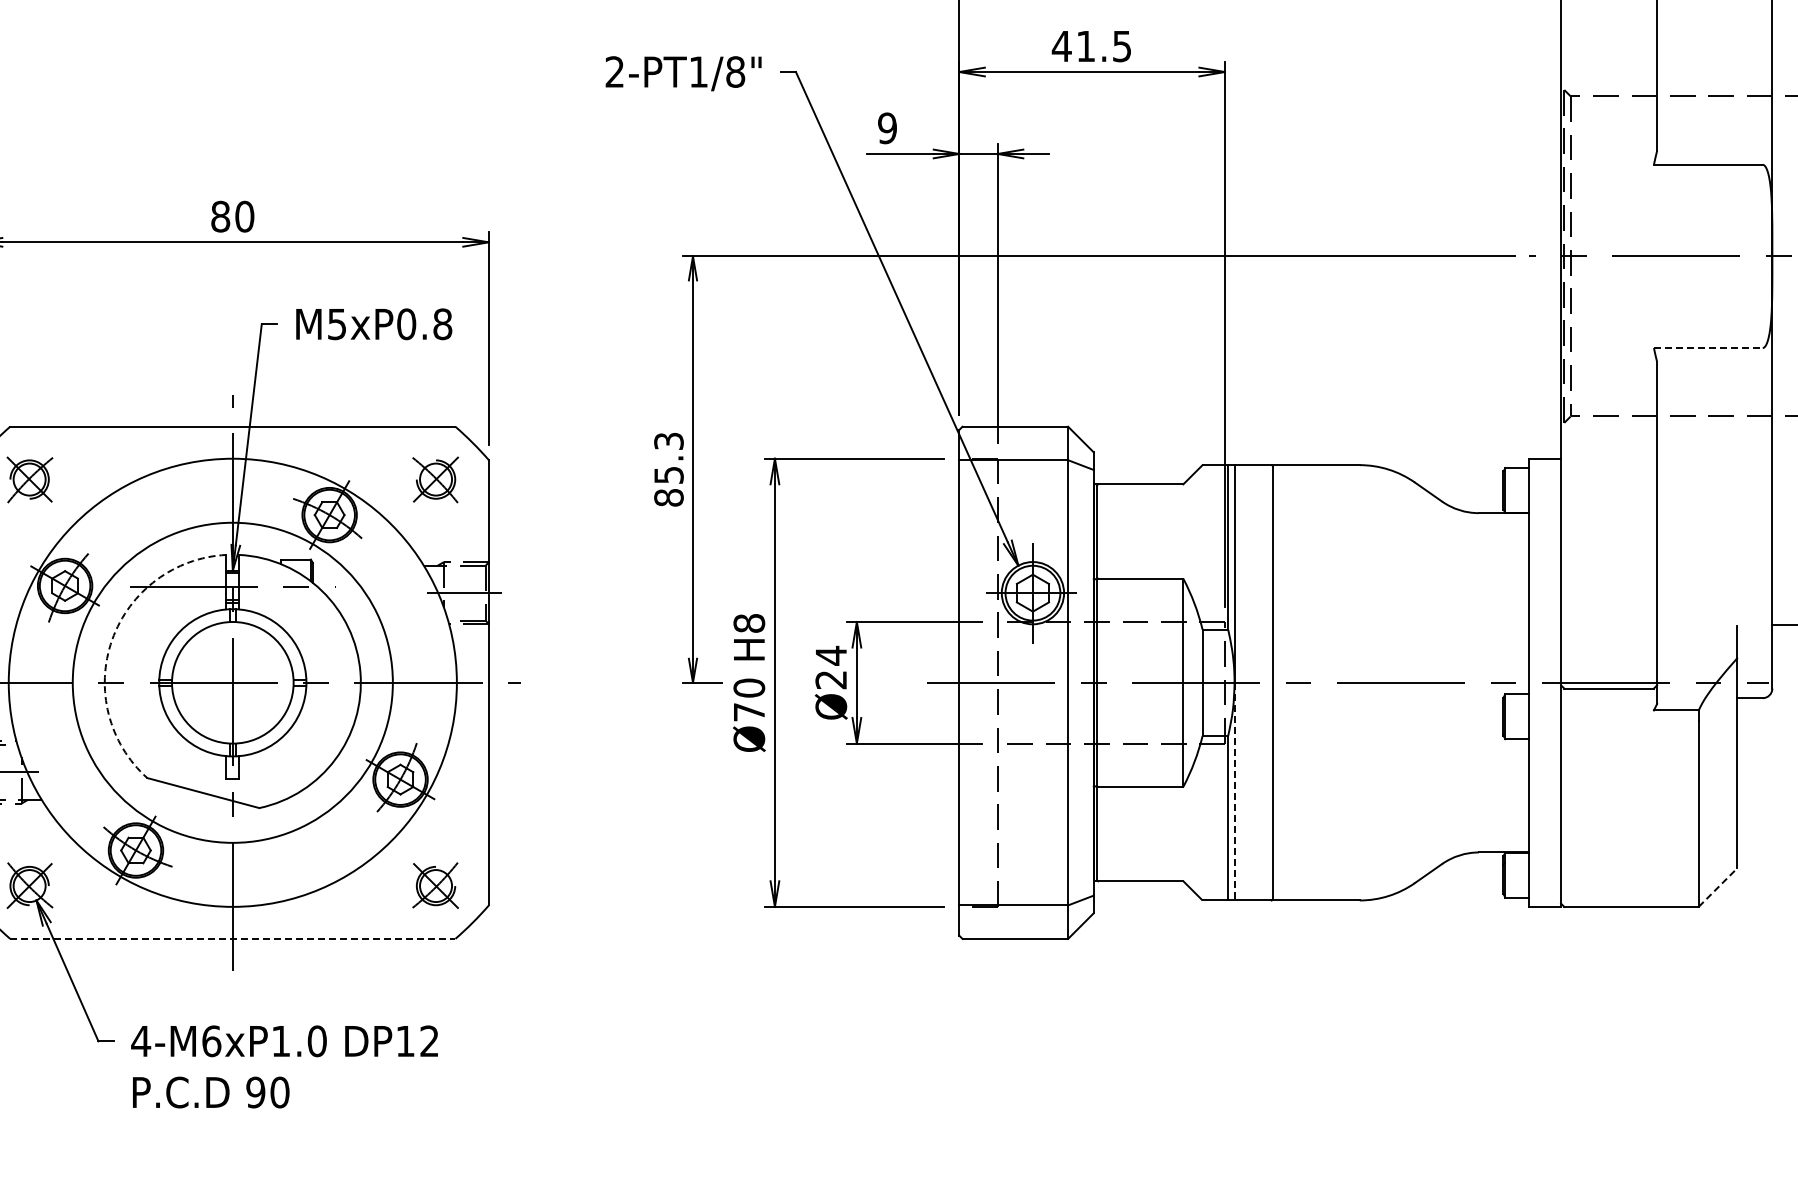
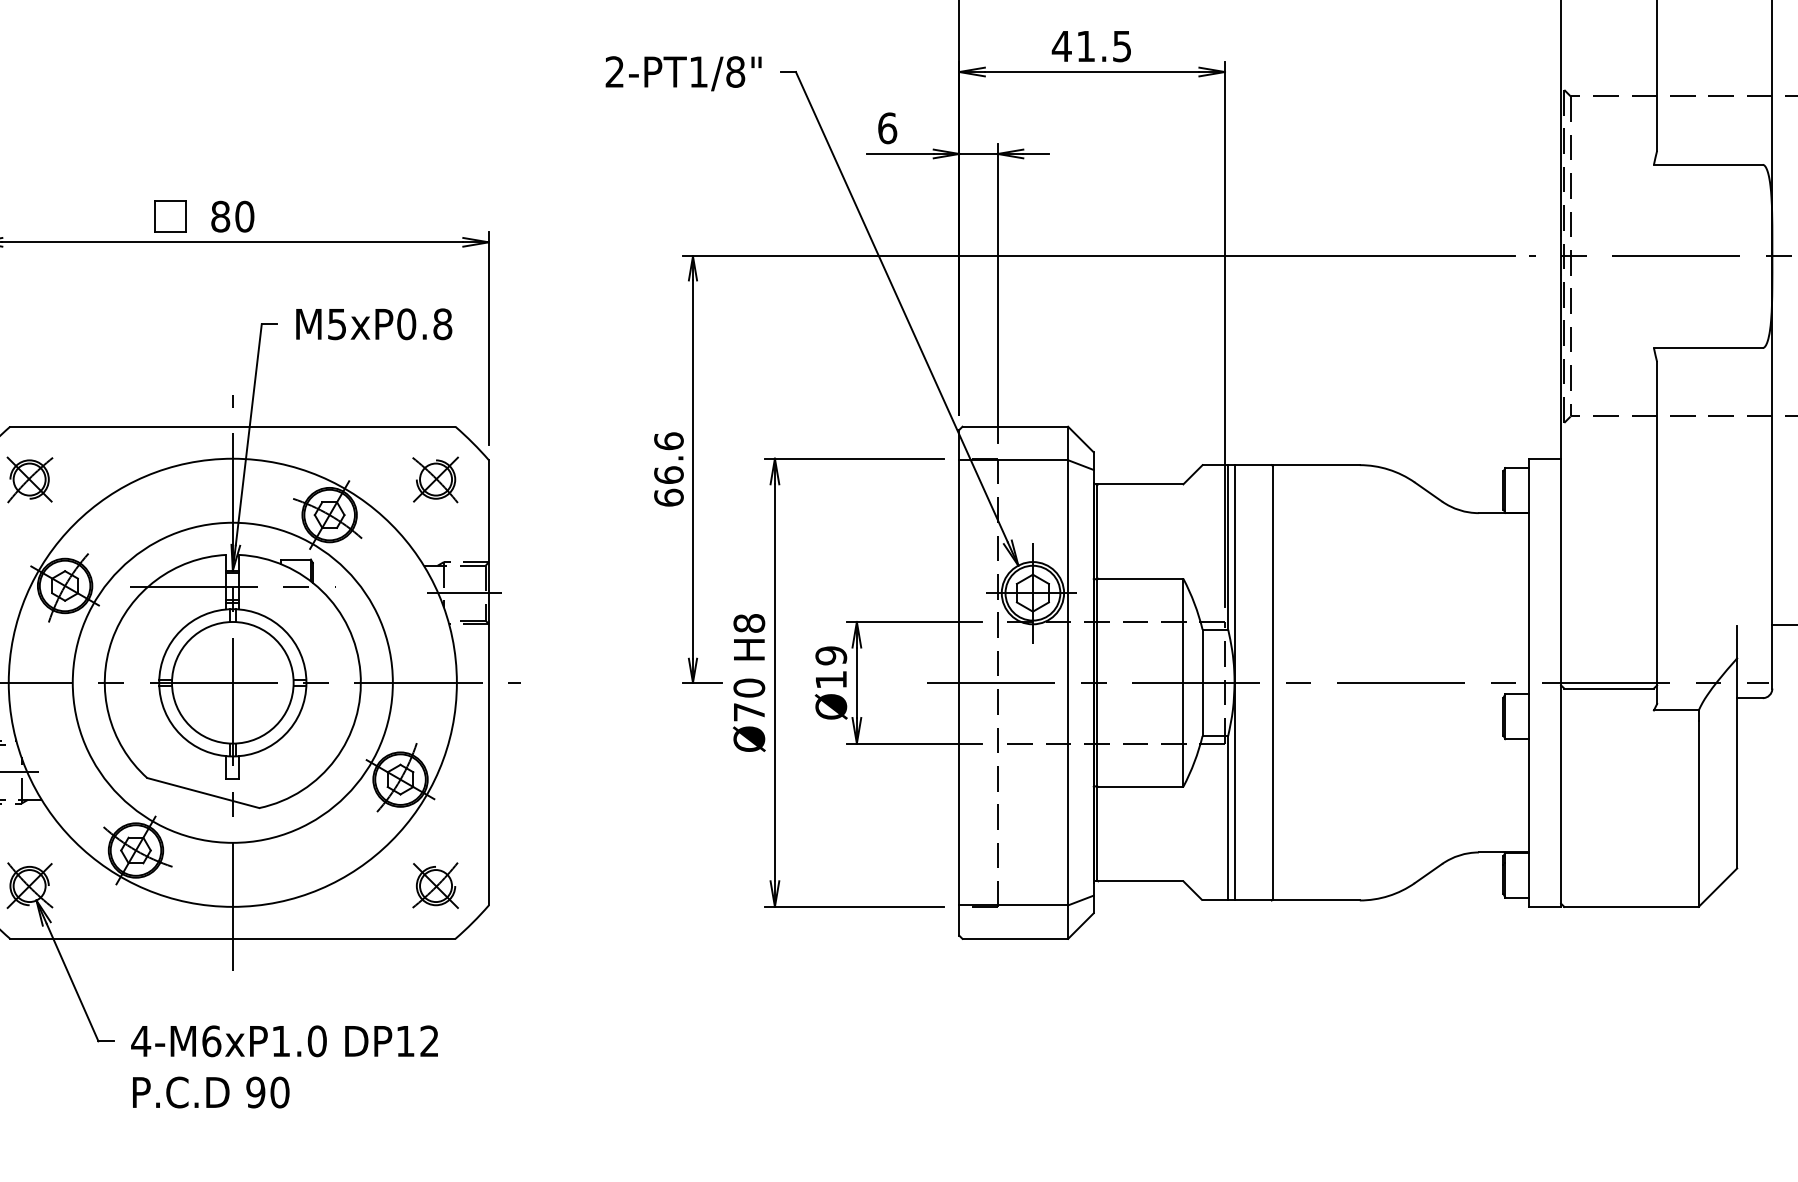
text: 9 -> 6 (887, 128)
part: none -> present (170, 216)
line: dashed -> solid (1708, 348)
text: 85.3 -> 66.6 (668, 469)
arc: dashed -> solid (112, 639)
text: Ø24 -> Ø19 (831, 667)
line: dashed -> solid (1234, 791)
line: dashed -> solid (1718, 887)
line: dashed -> solid (232, 938)
